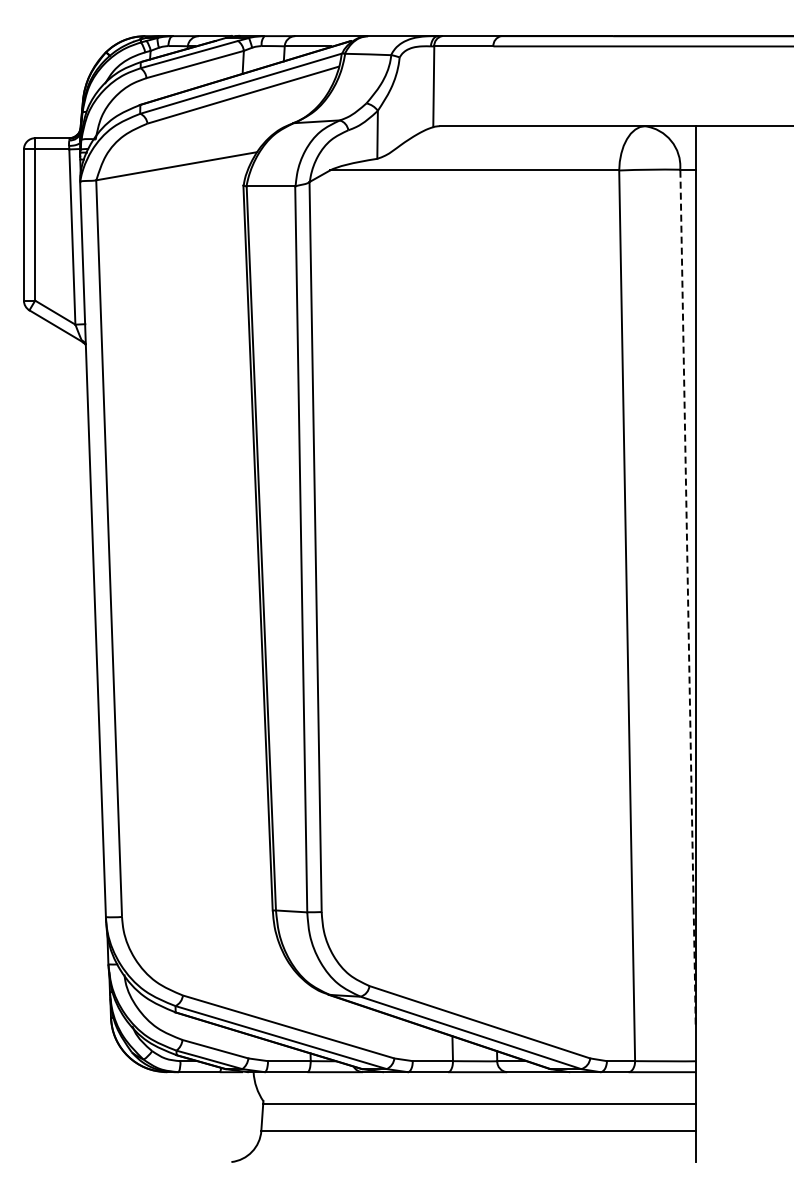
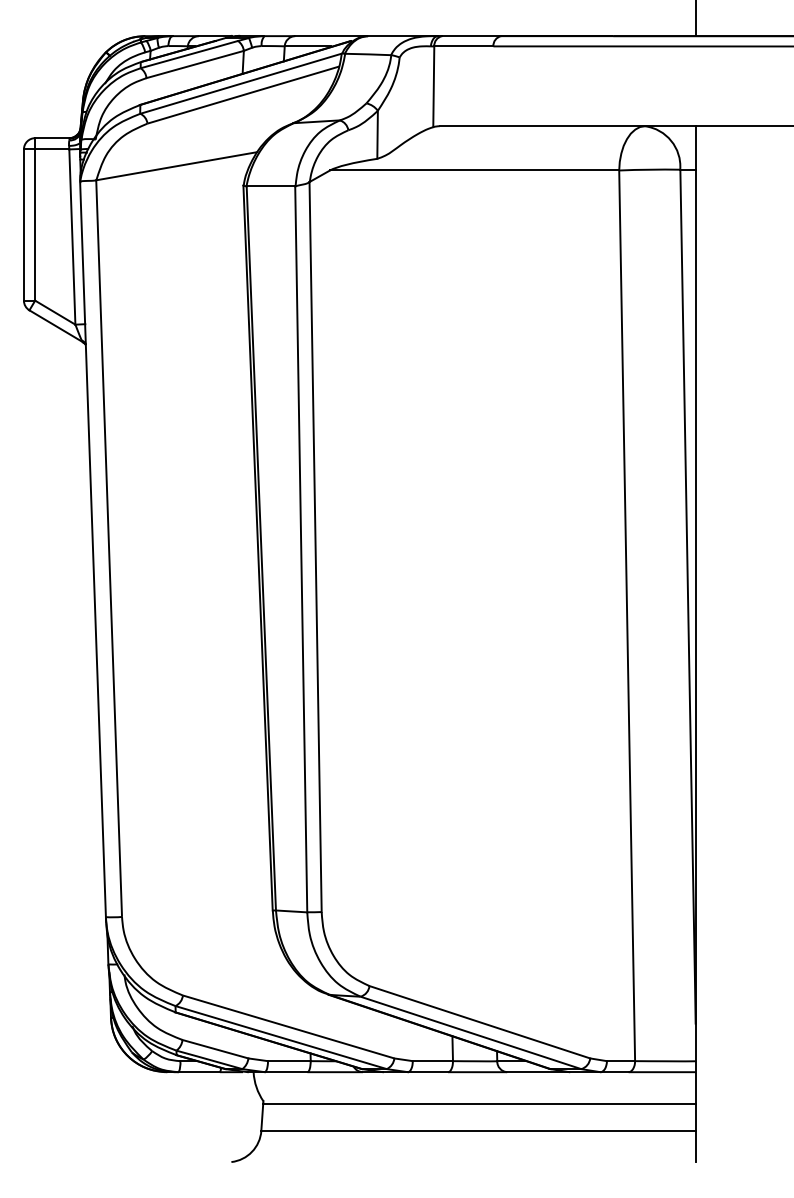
line: none -> present (695, 19)
line: dashed -> solid (688, 598)
